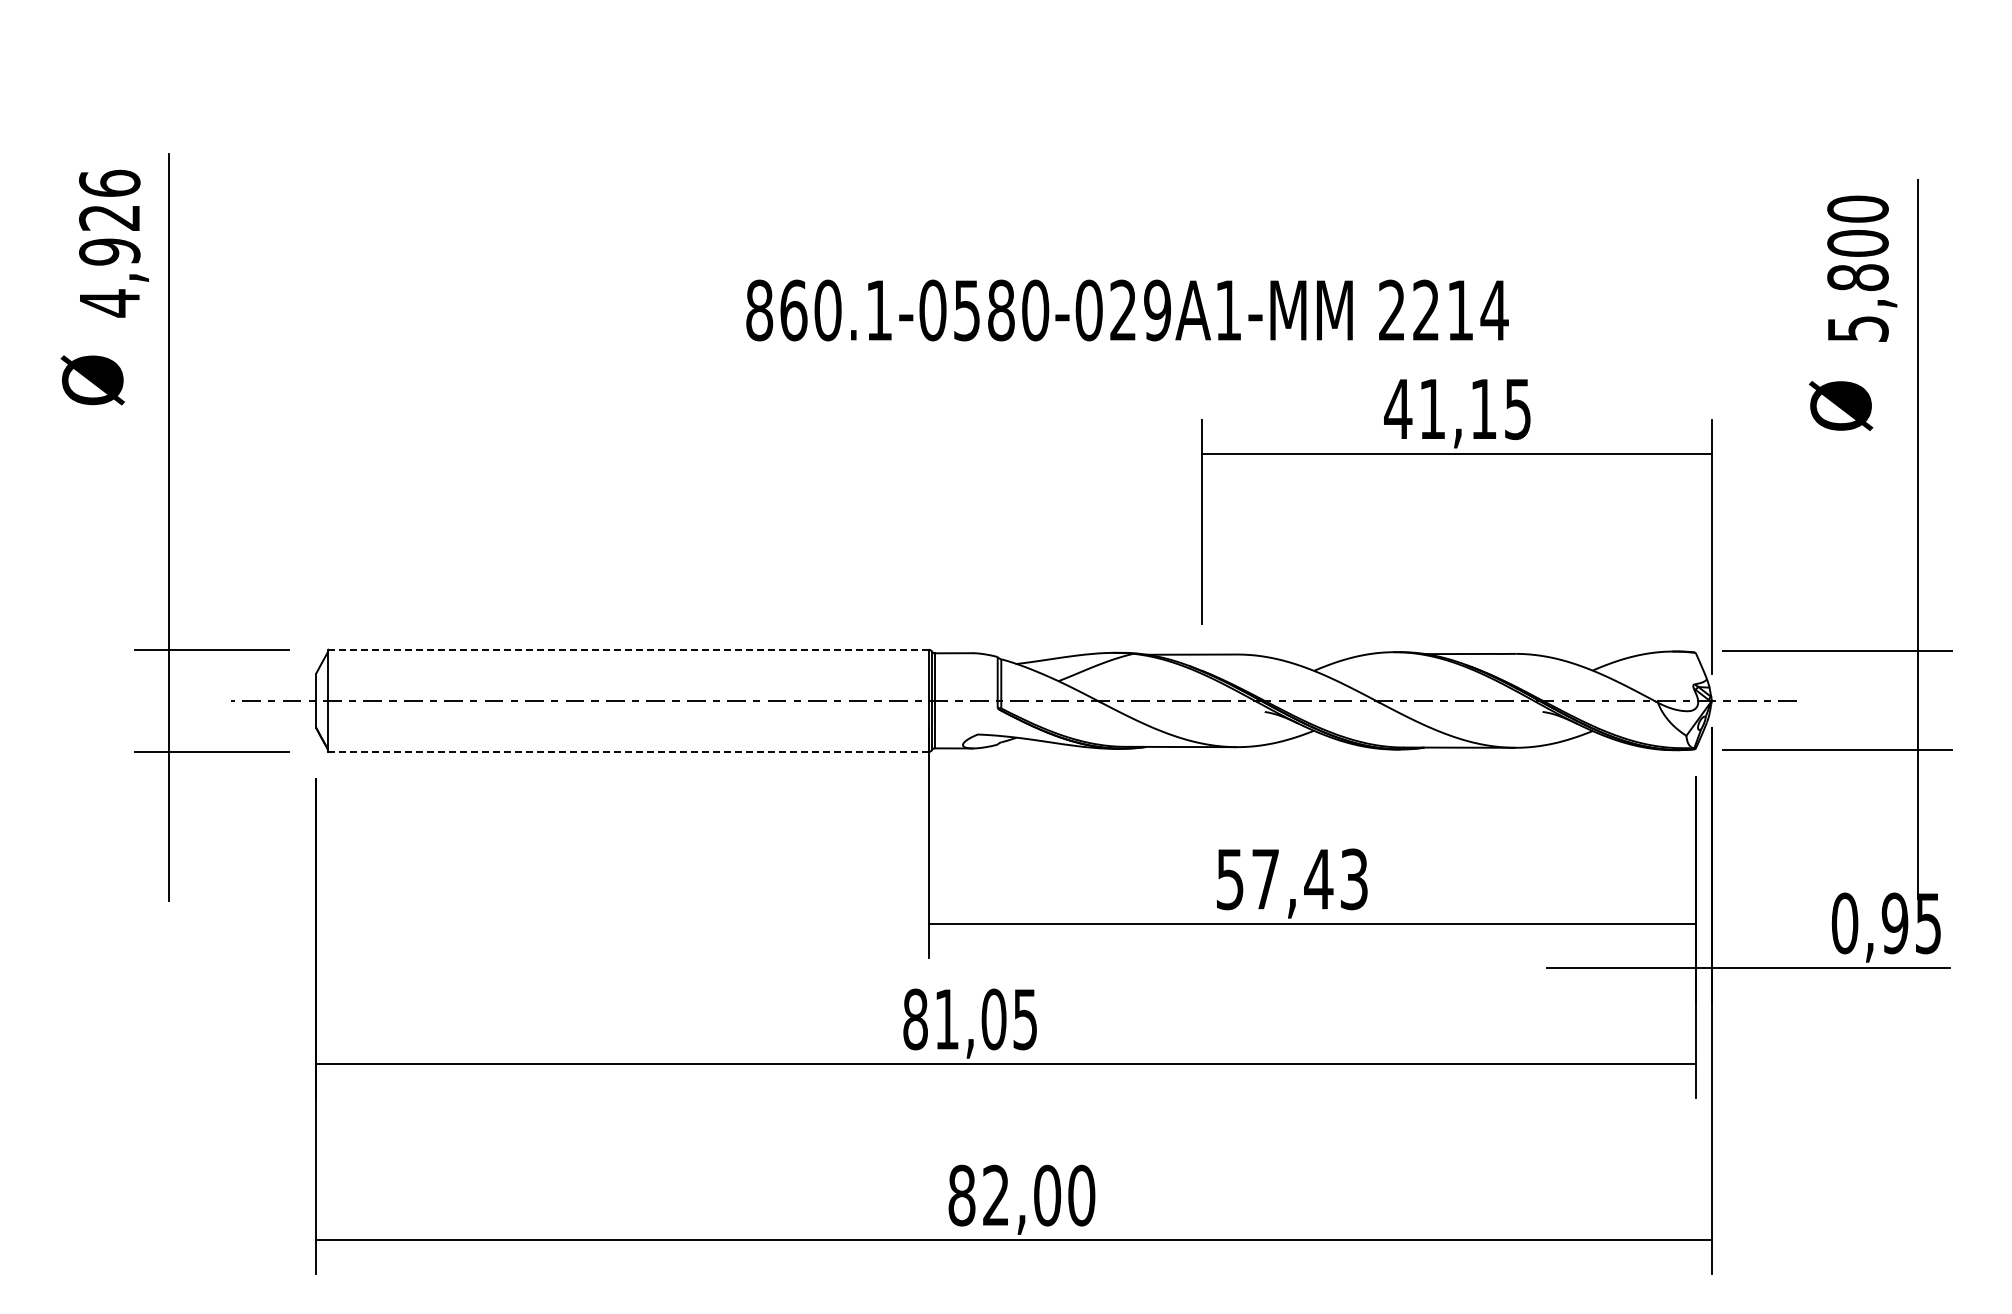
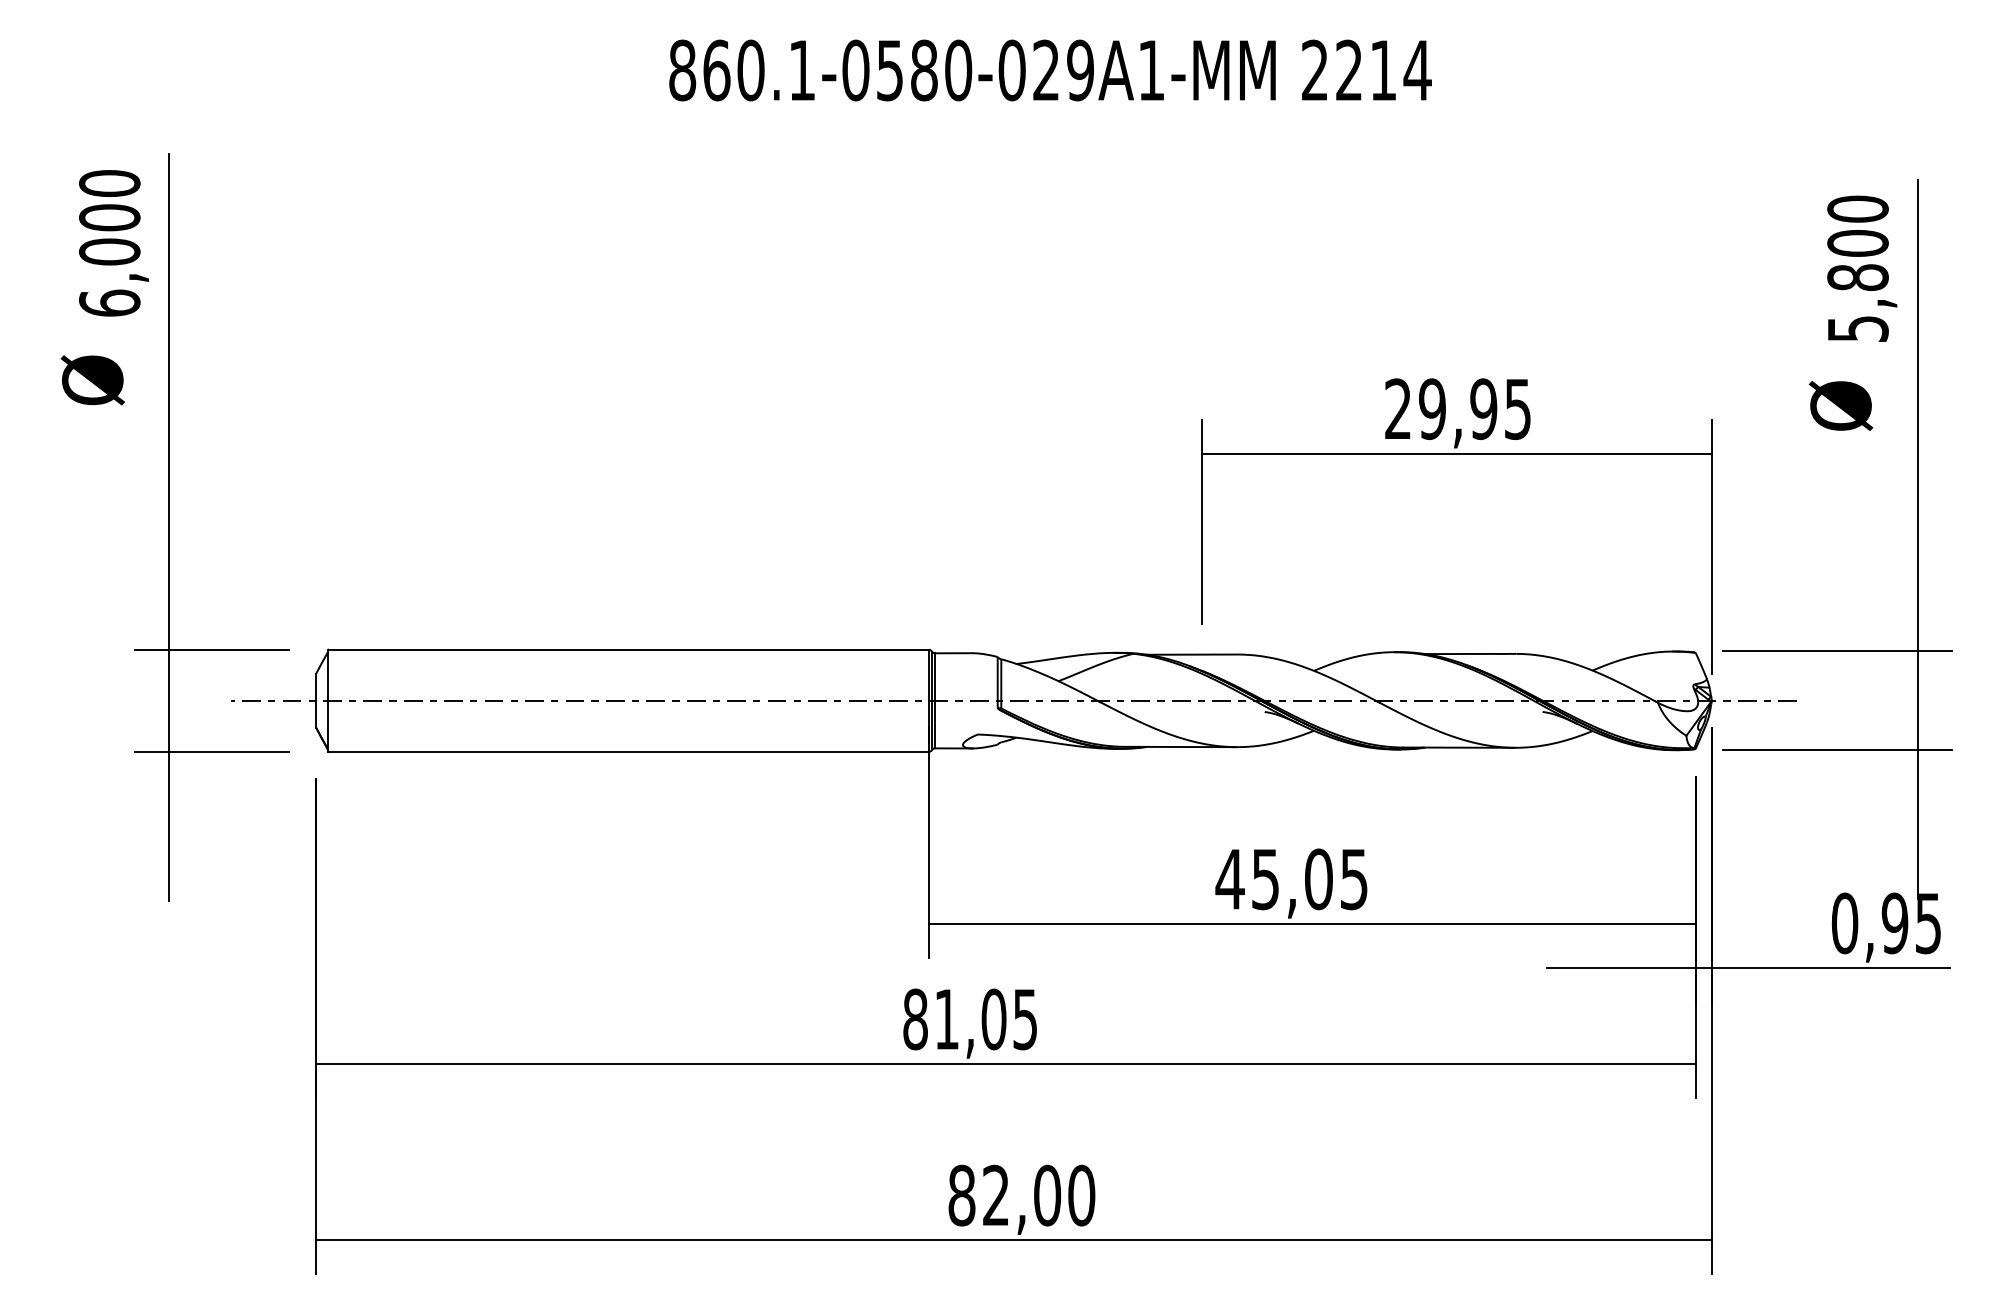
text: 4,926 -> 6,000 (109, 243)
text position: (1127, 310) -> (1050, 70) (1050, 70)
text: 41,15 -> 29,95 (1440, 409)
line: dashed -> solid (628, 649)
line: dashed -> solid (629, 751)
text: 57,43 -> 45,05 (1291, 879)
